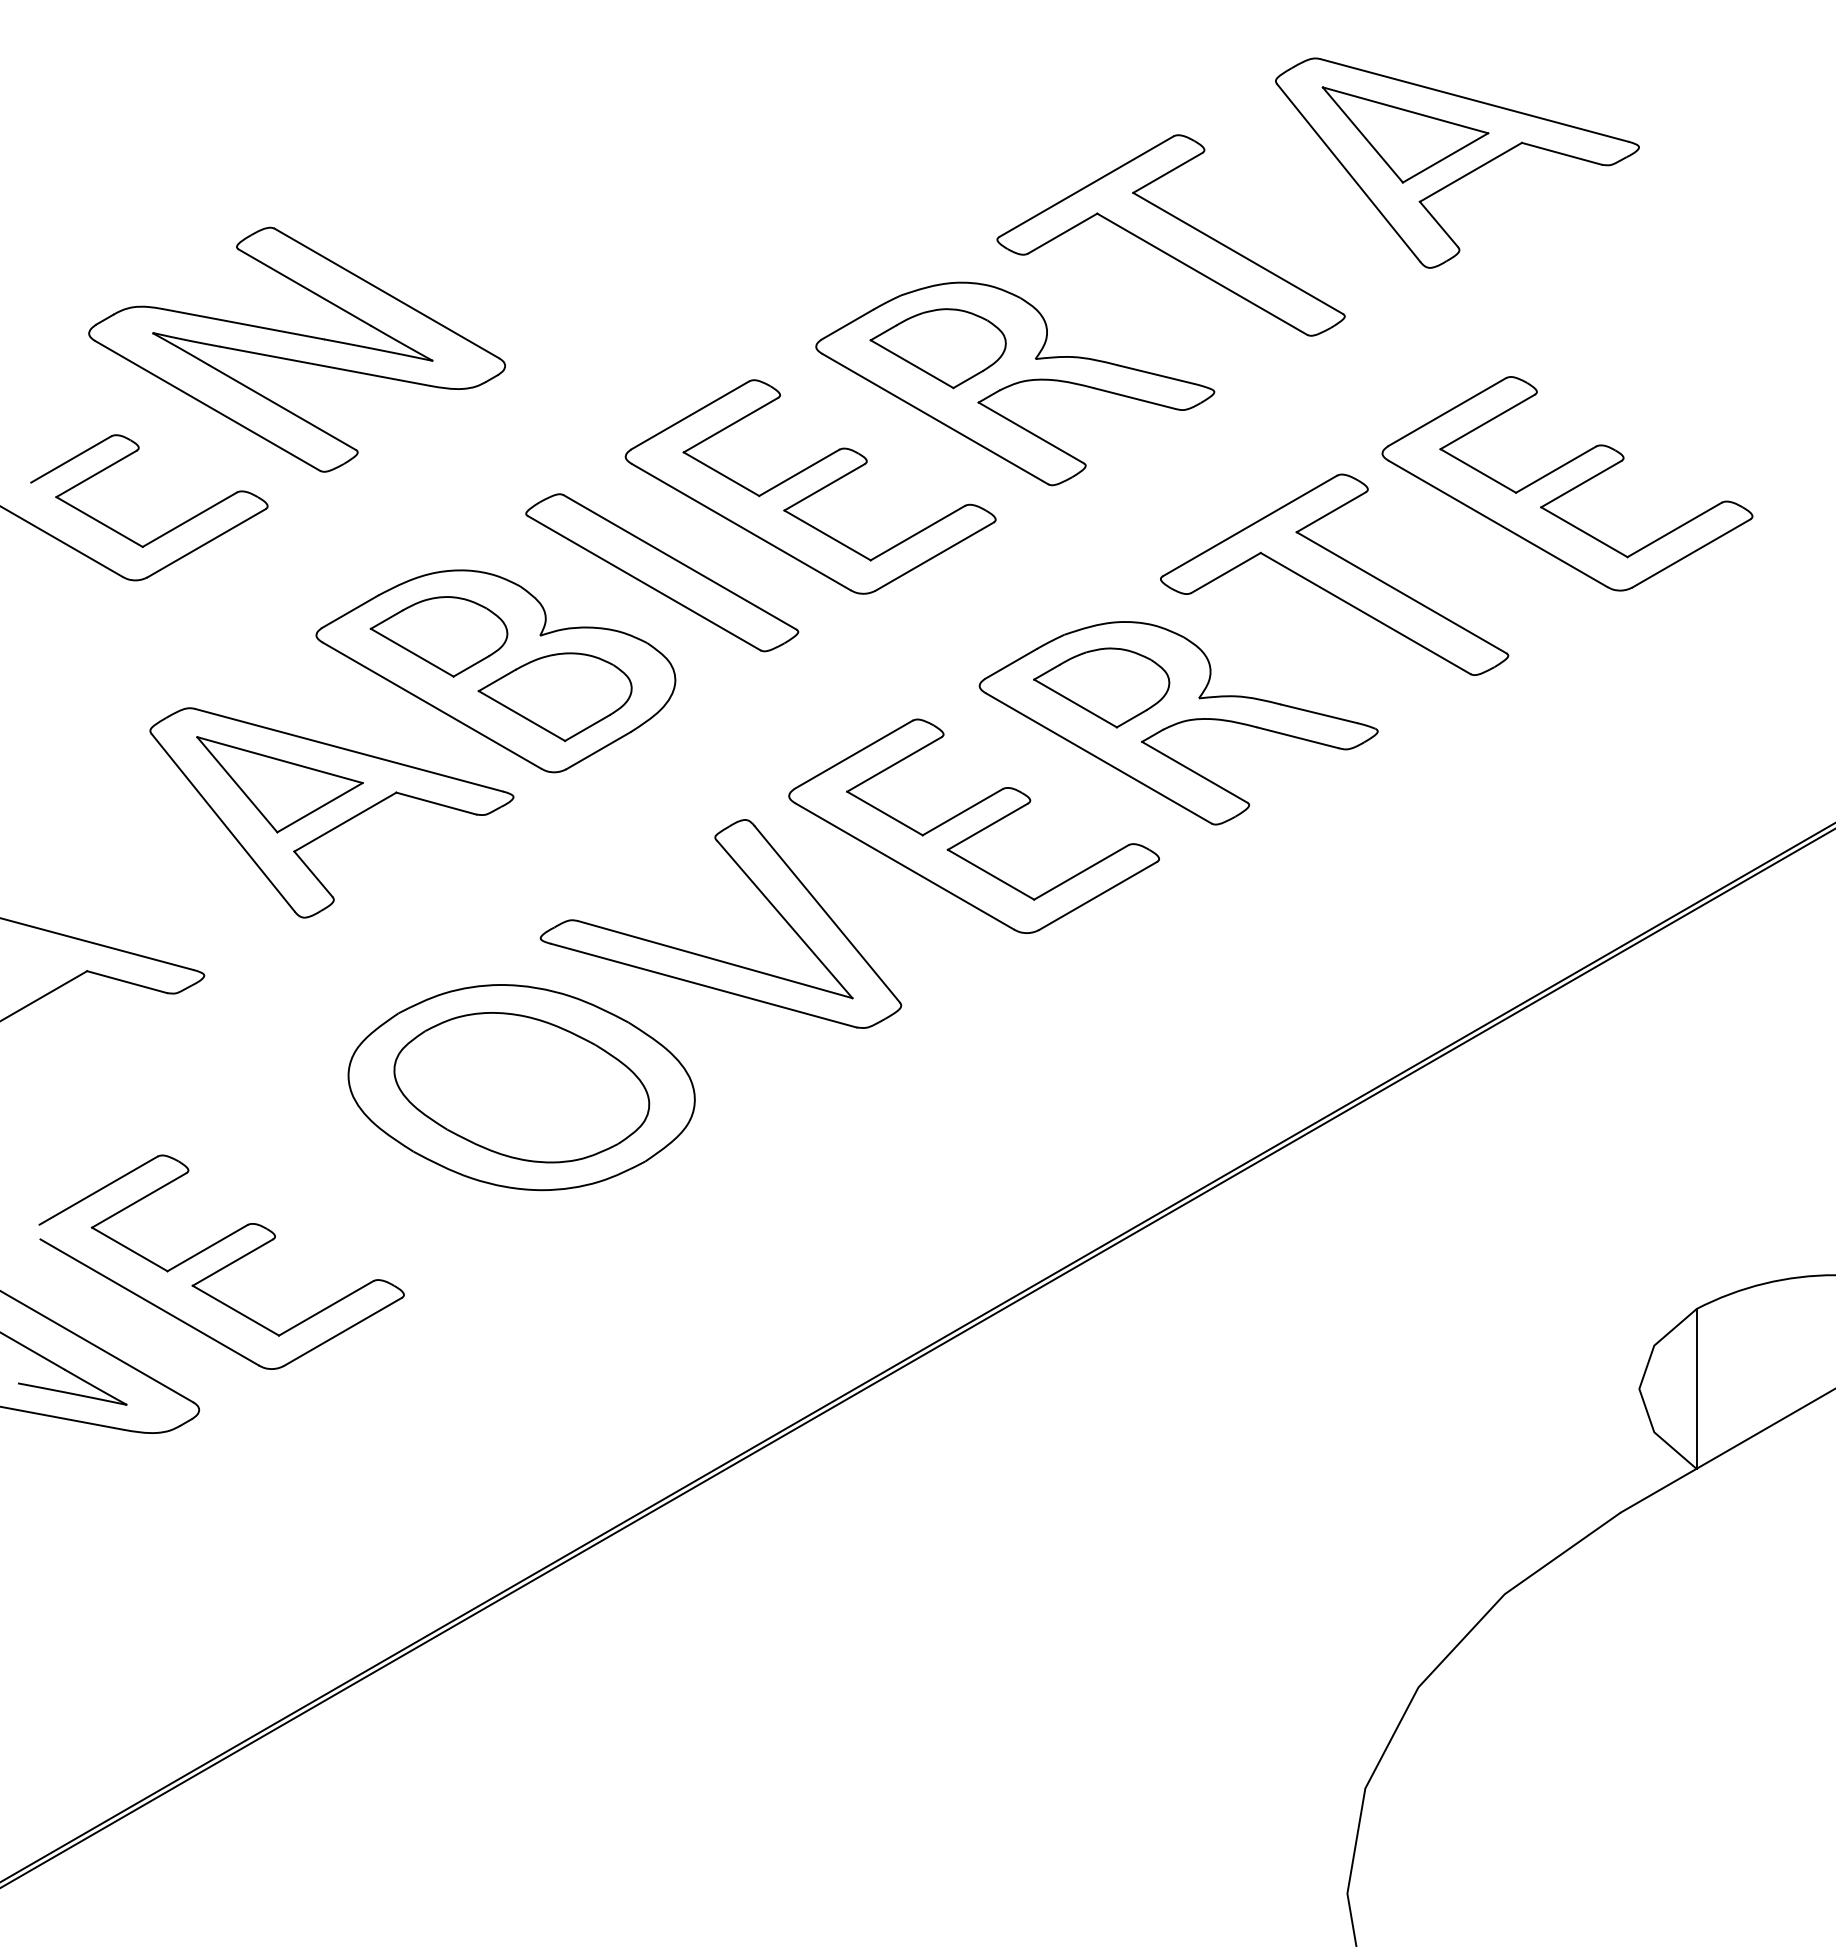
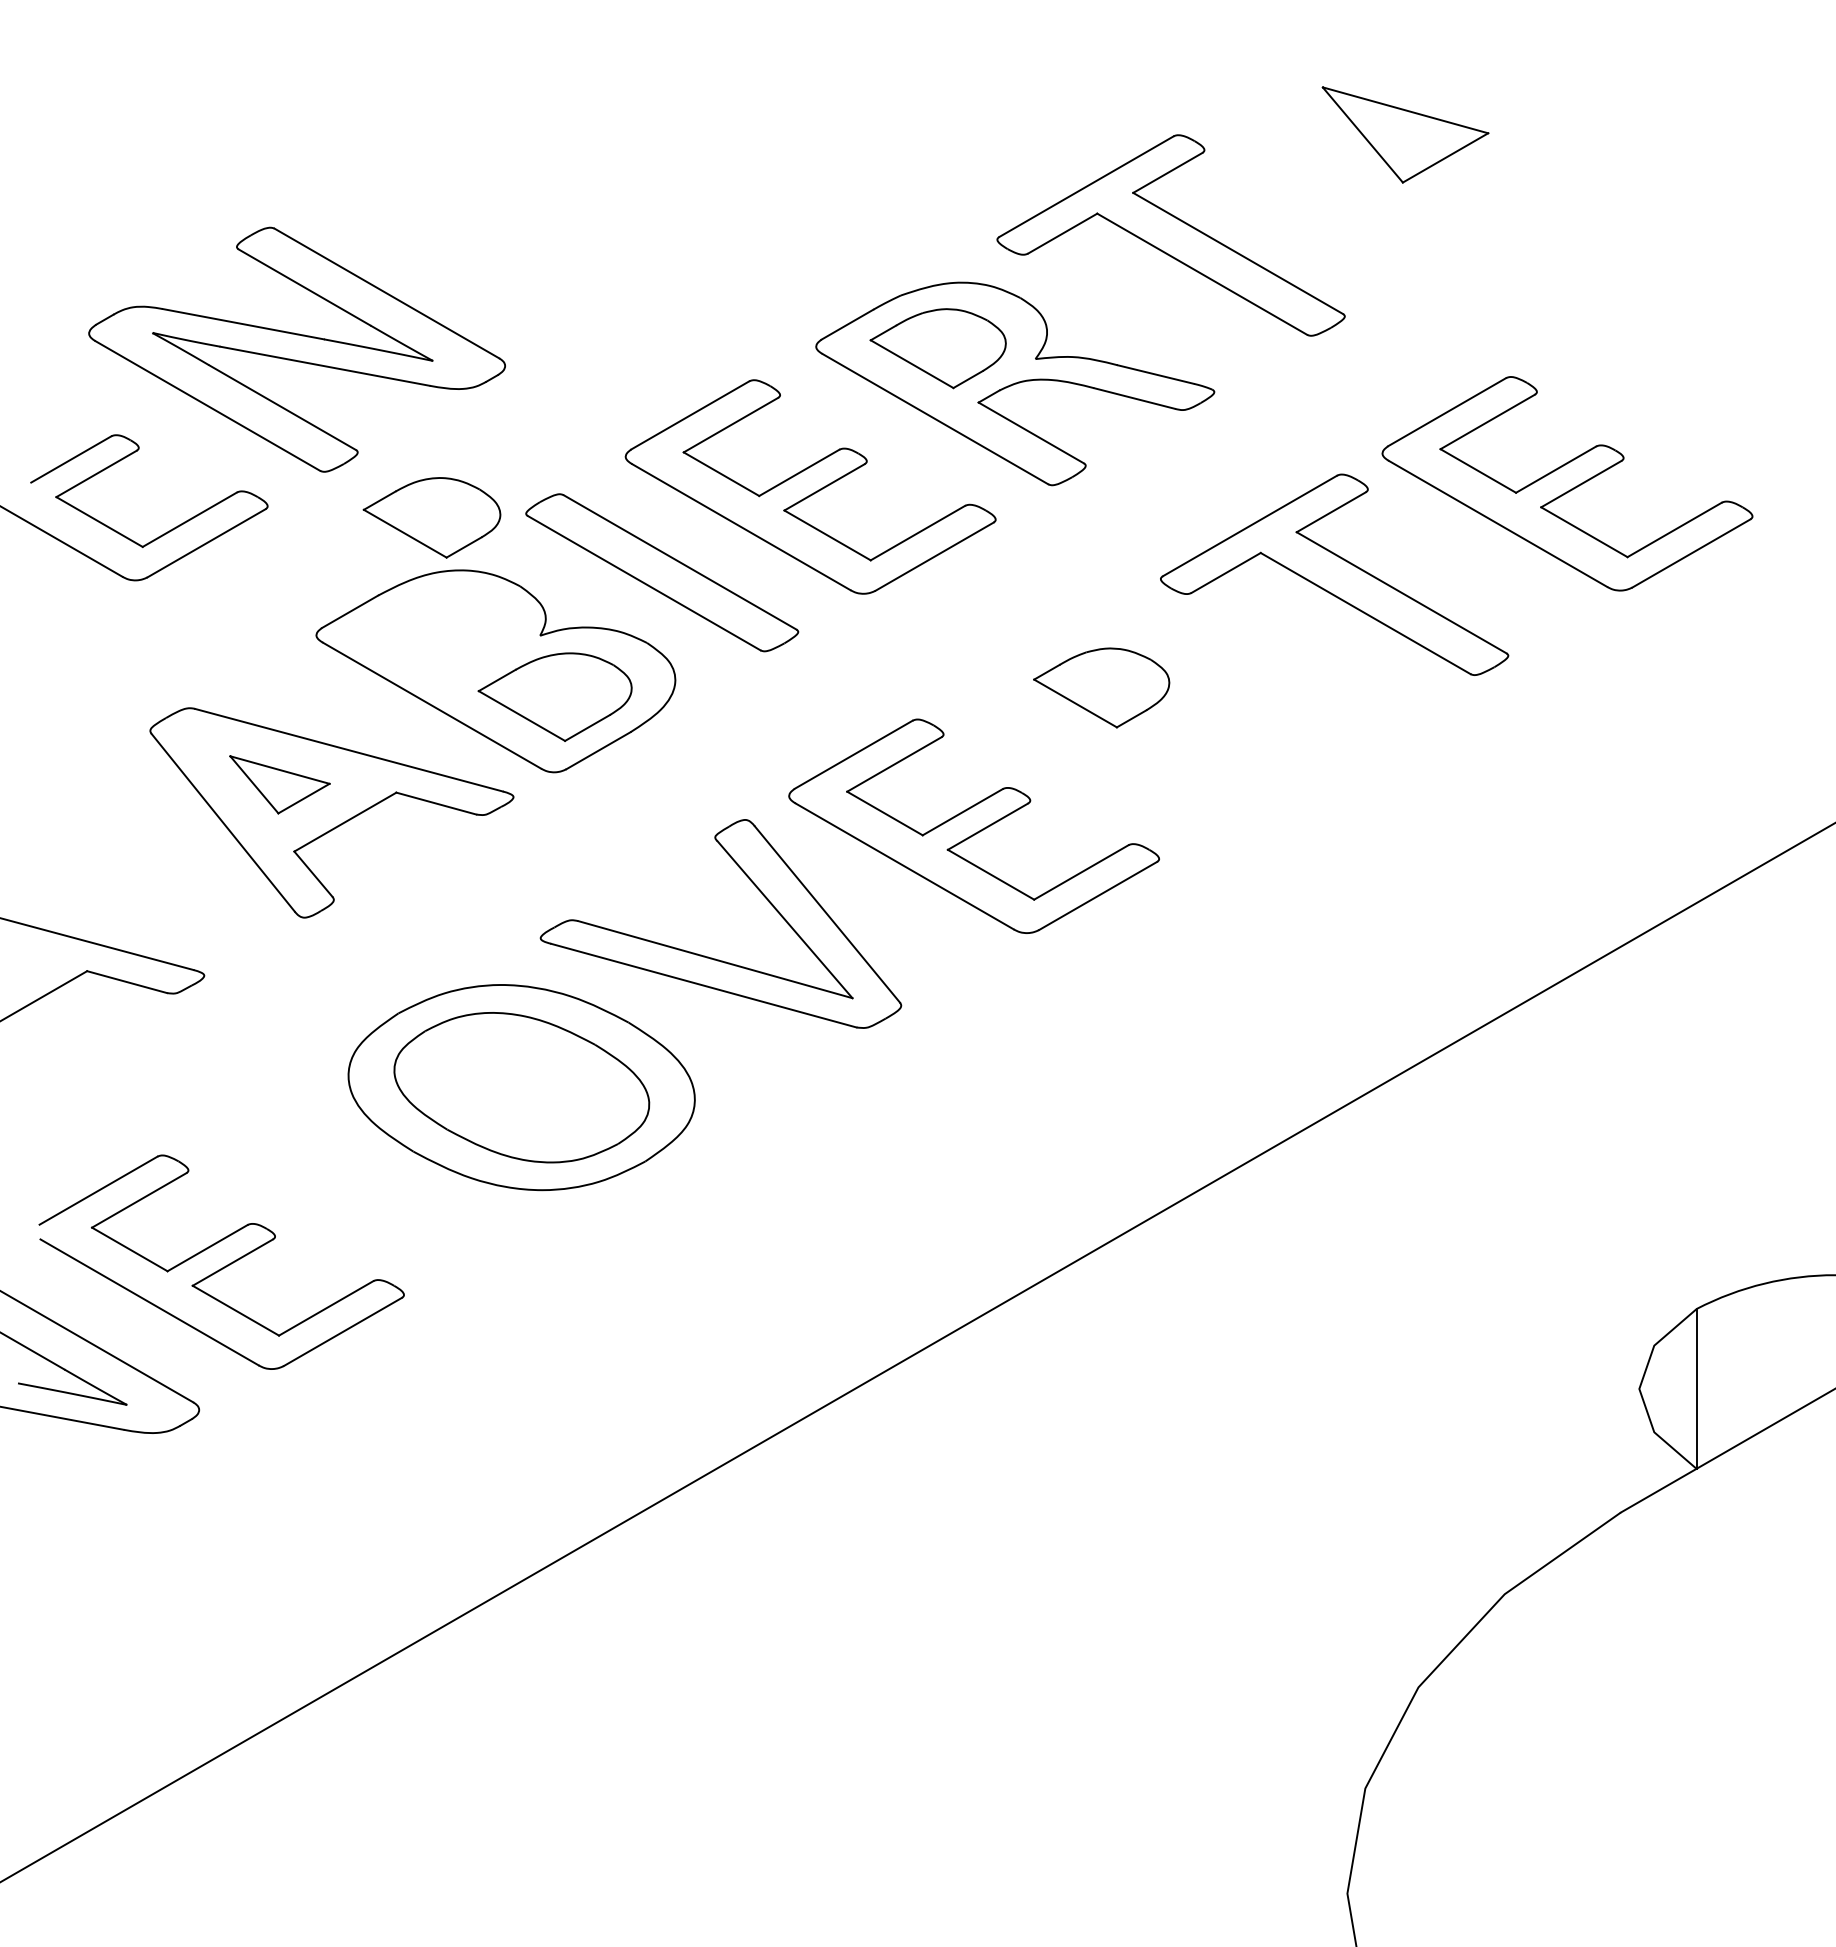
part: present -> none (1457, 162)
part position: (438, 636) -> (431, 517) (431, 517)
part: present -> none (1178, 723)
part size: 168x98 px -> 102x60 px (279, 784)
line: present -> none (917, 1358)
